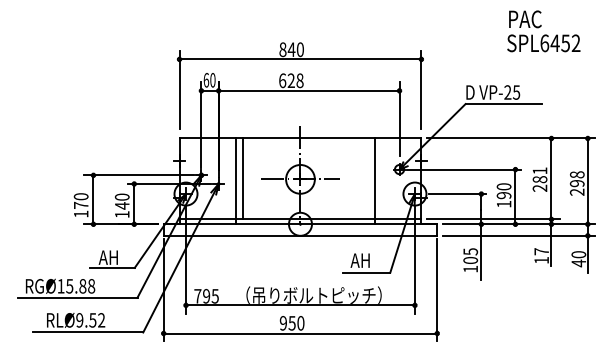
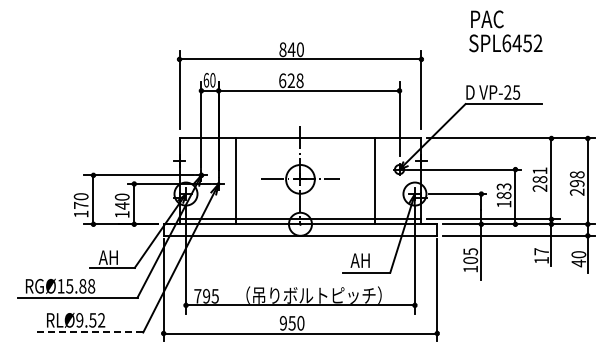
text position: (543, 31) -> (505, 31) (505, 31)
line: present -> none (243, 178)
text: 190 -> 183 (503, 191)
line: solid -> dashed (87, 332)
